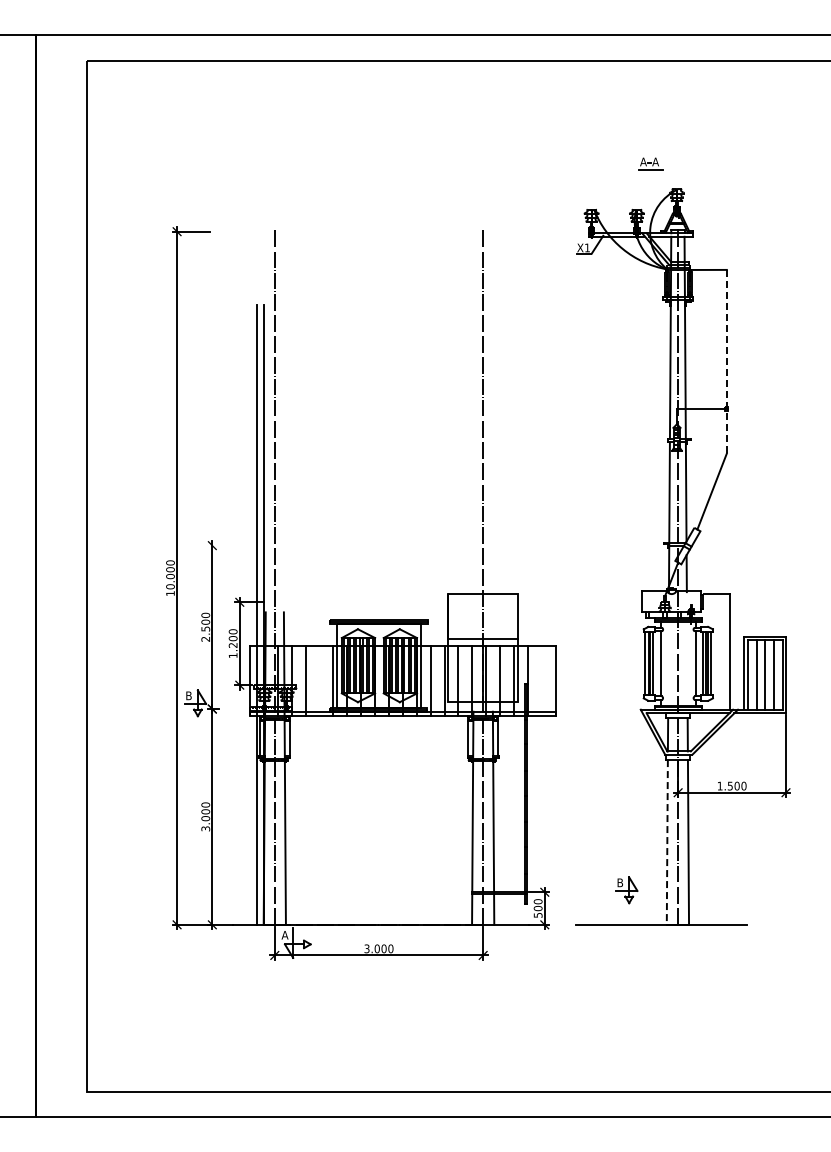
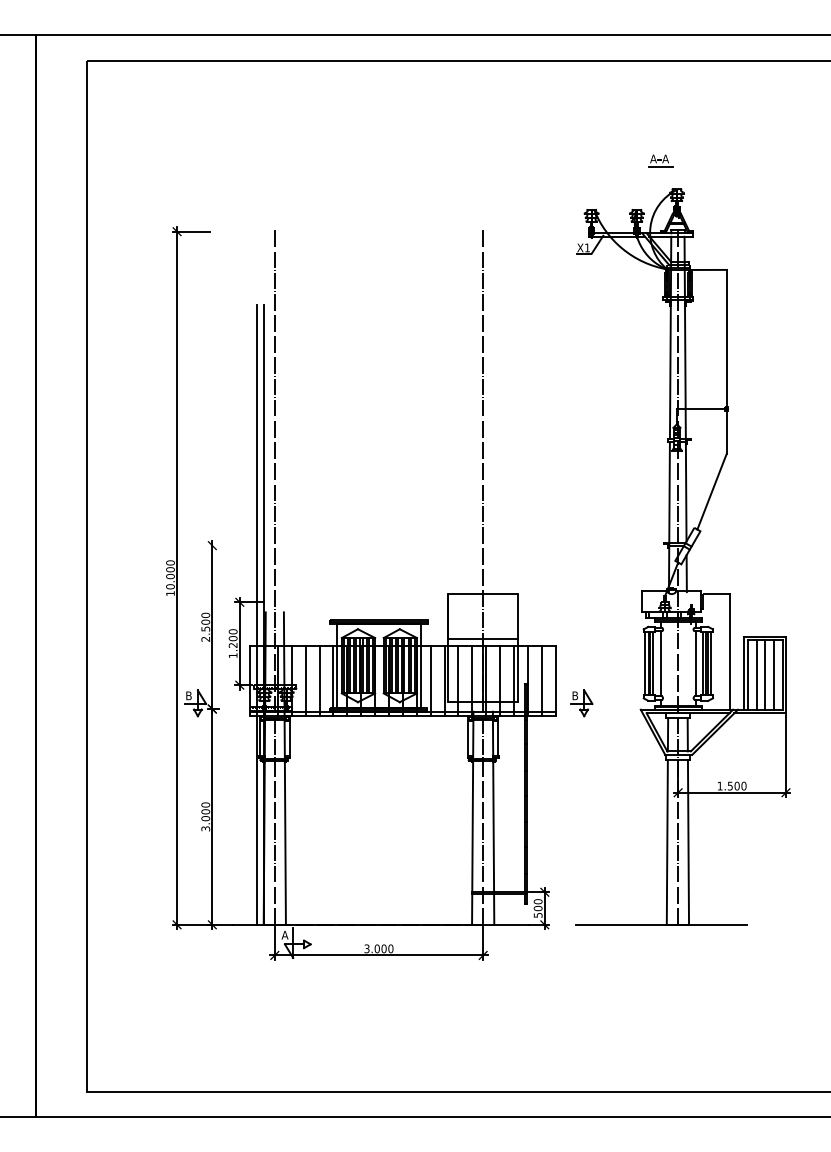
part position: (650, 163) -> (660, 160) (660, 160)
line: dashed -> solid (726, 361)
line: none -> present (319, 680)
line: none -> present (541, 680)
line: dashed -> solid (667, 842)
part position: (626, 890) -> (581, 703) (581, 703)
